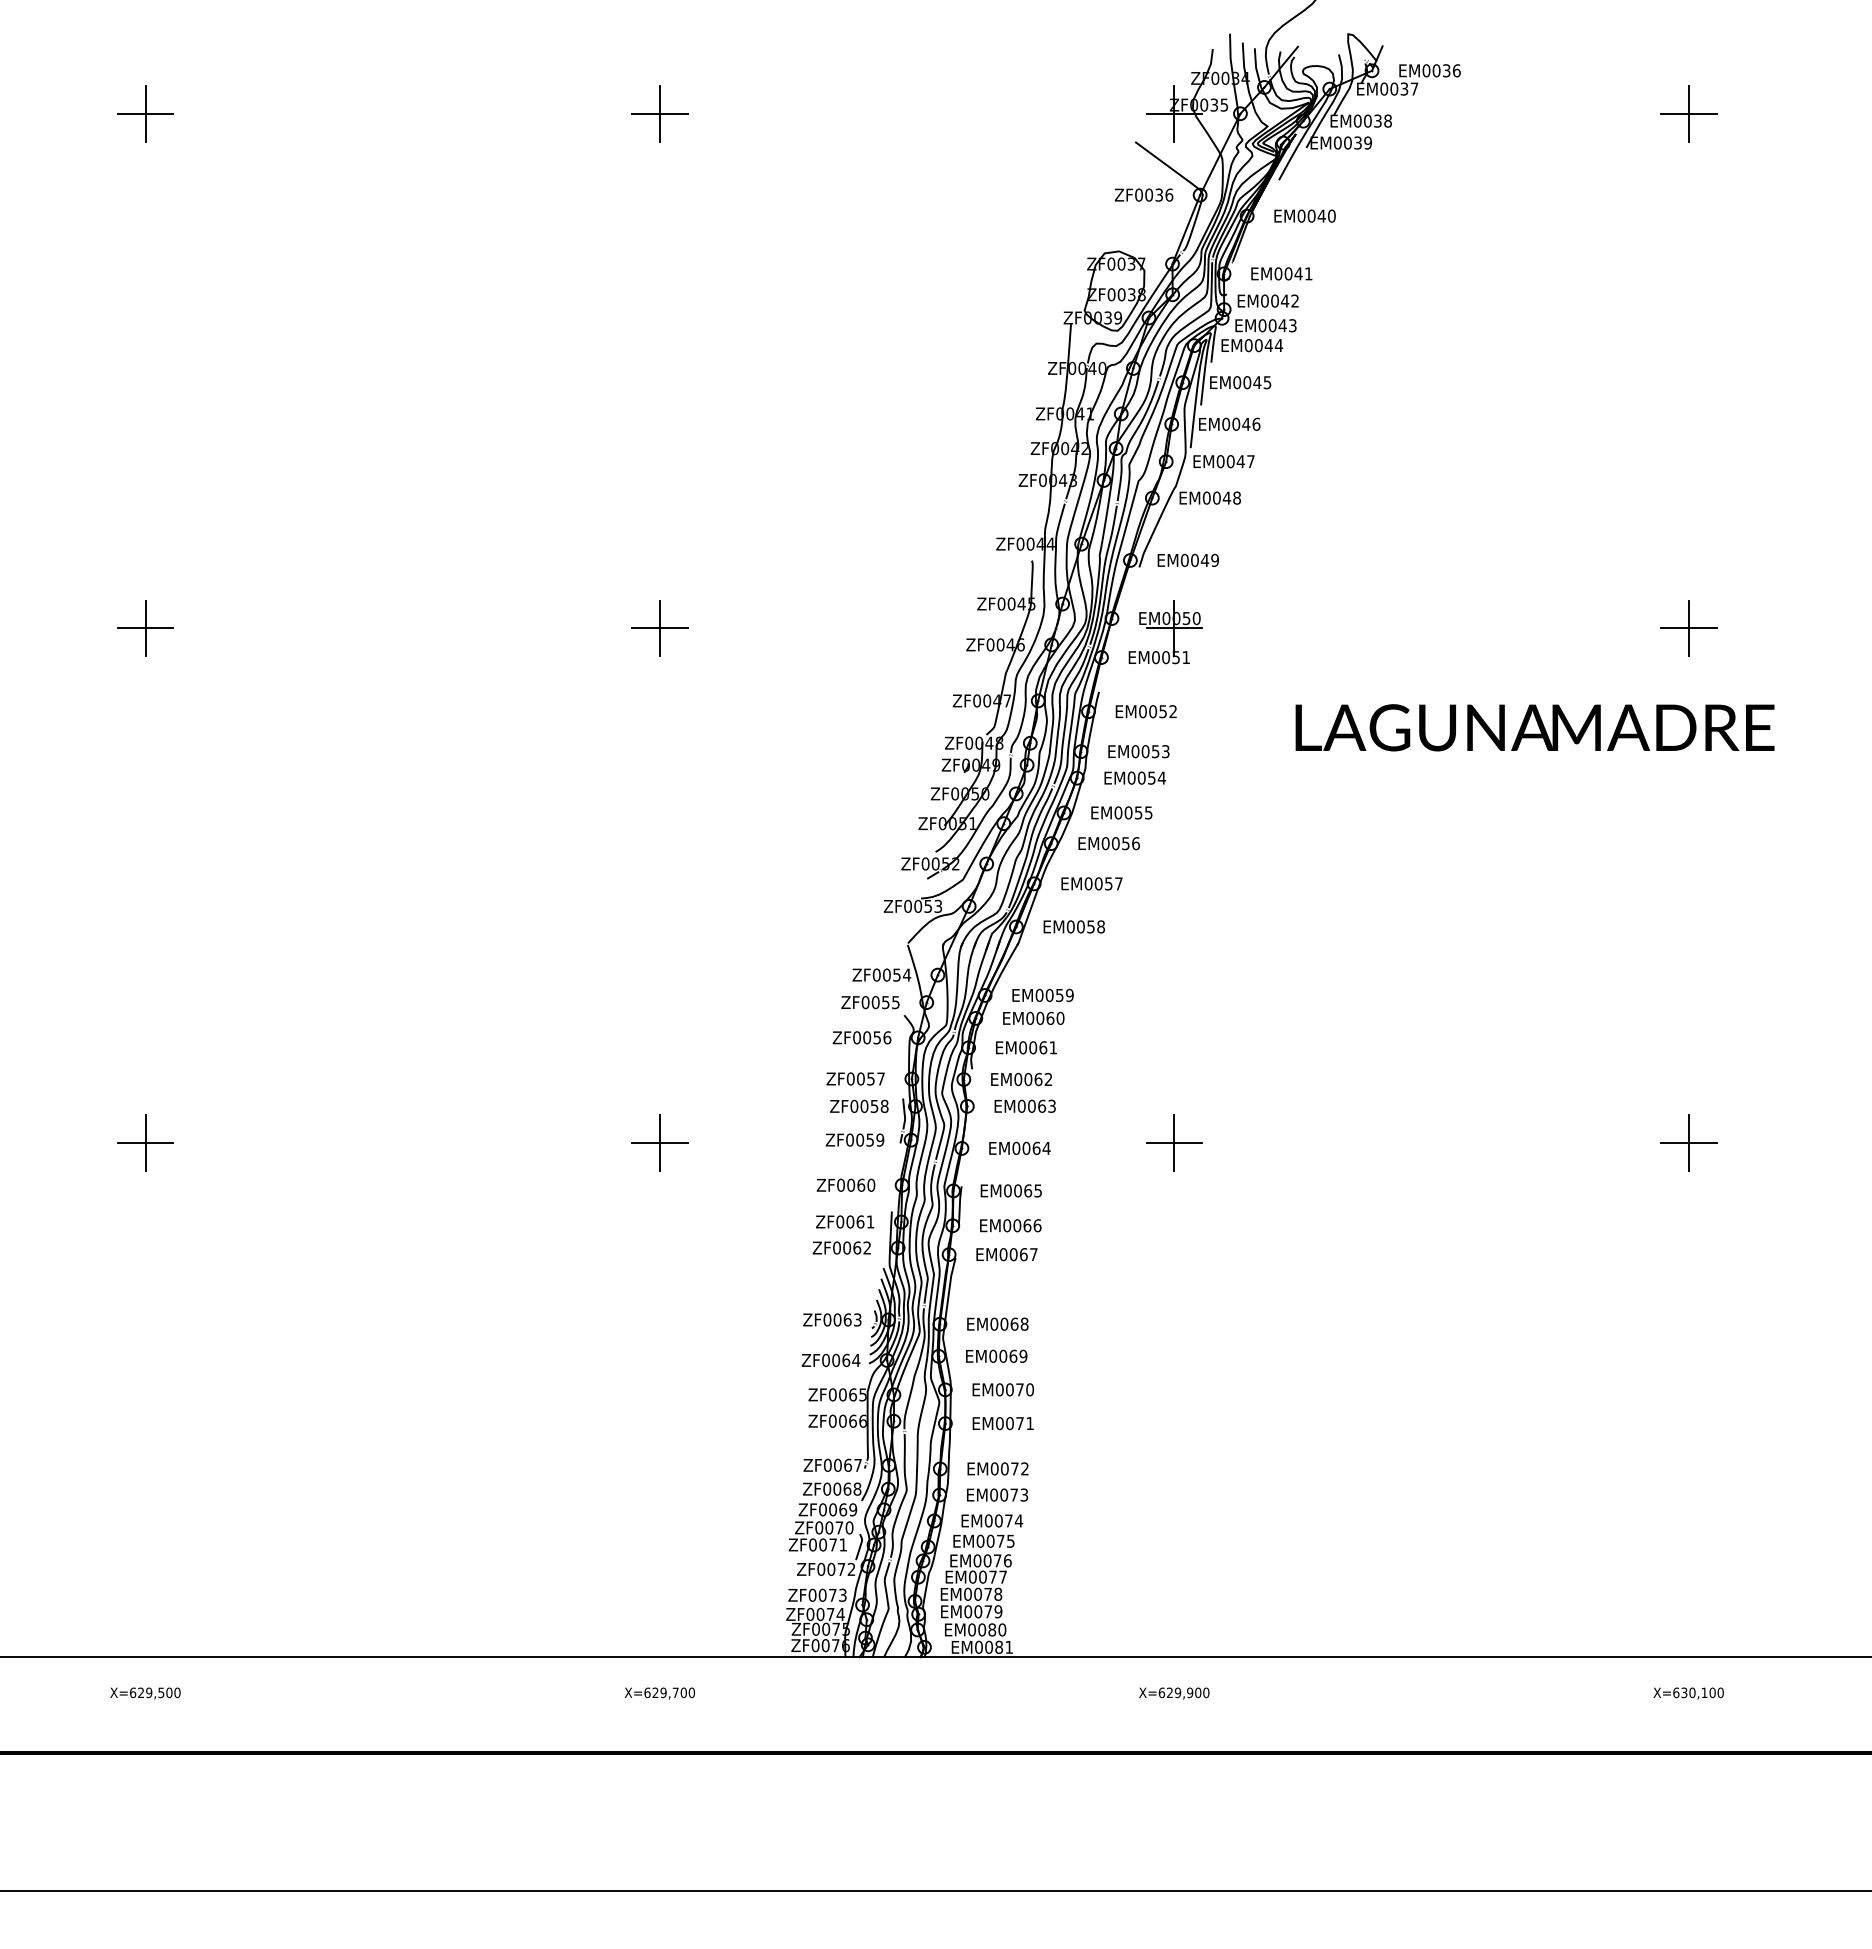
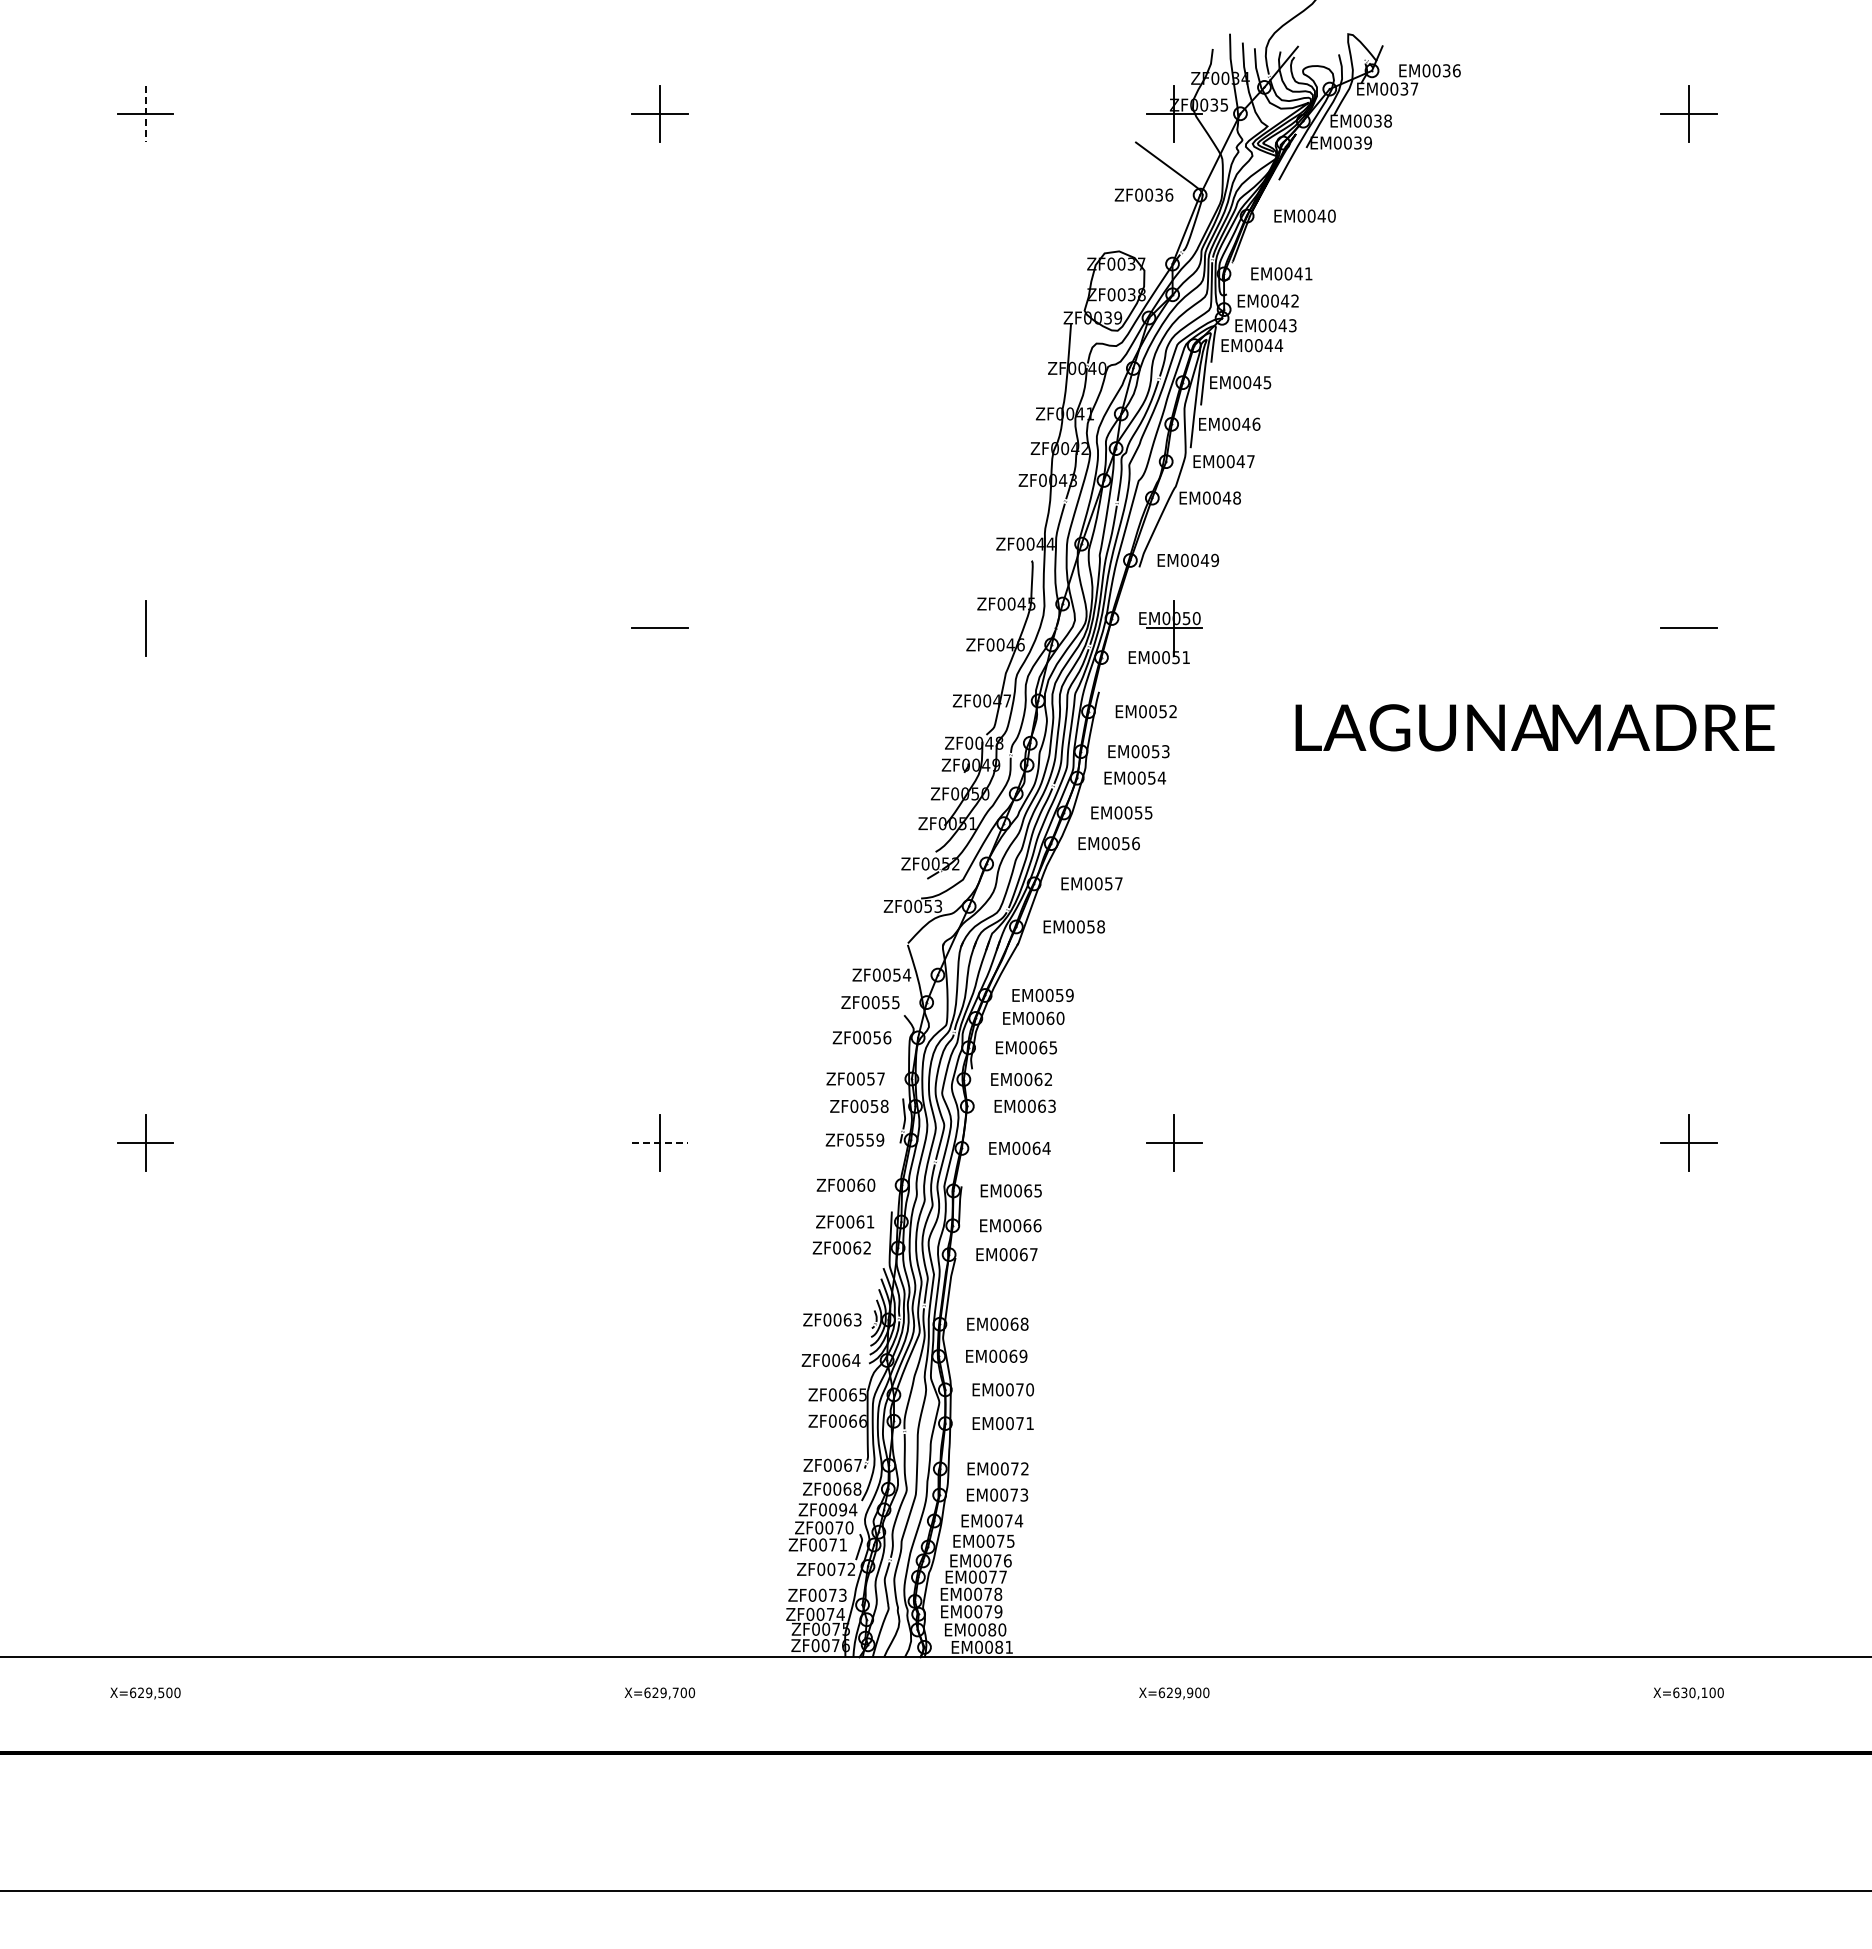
line: solid -> dashed (145, 114)
line: present -> none (145, 628)
line: present -> none (660, 628)
line: present -> none (1688, 628)
text: EM0061 -> EM0065 (1052, 1047)
text: ZF0059 -> ZF0559 (860, 1139)
line: solid -> dashed (660, 1142)
text: ZF0069 -> ZF0094 (848, 1509)
